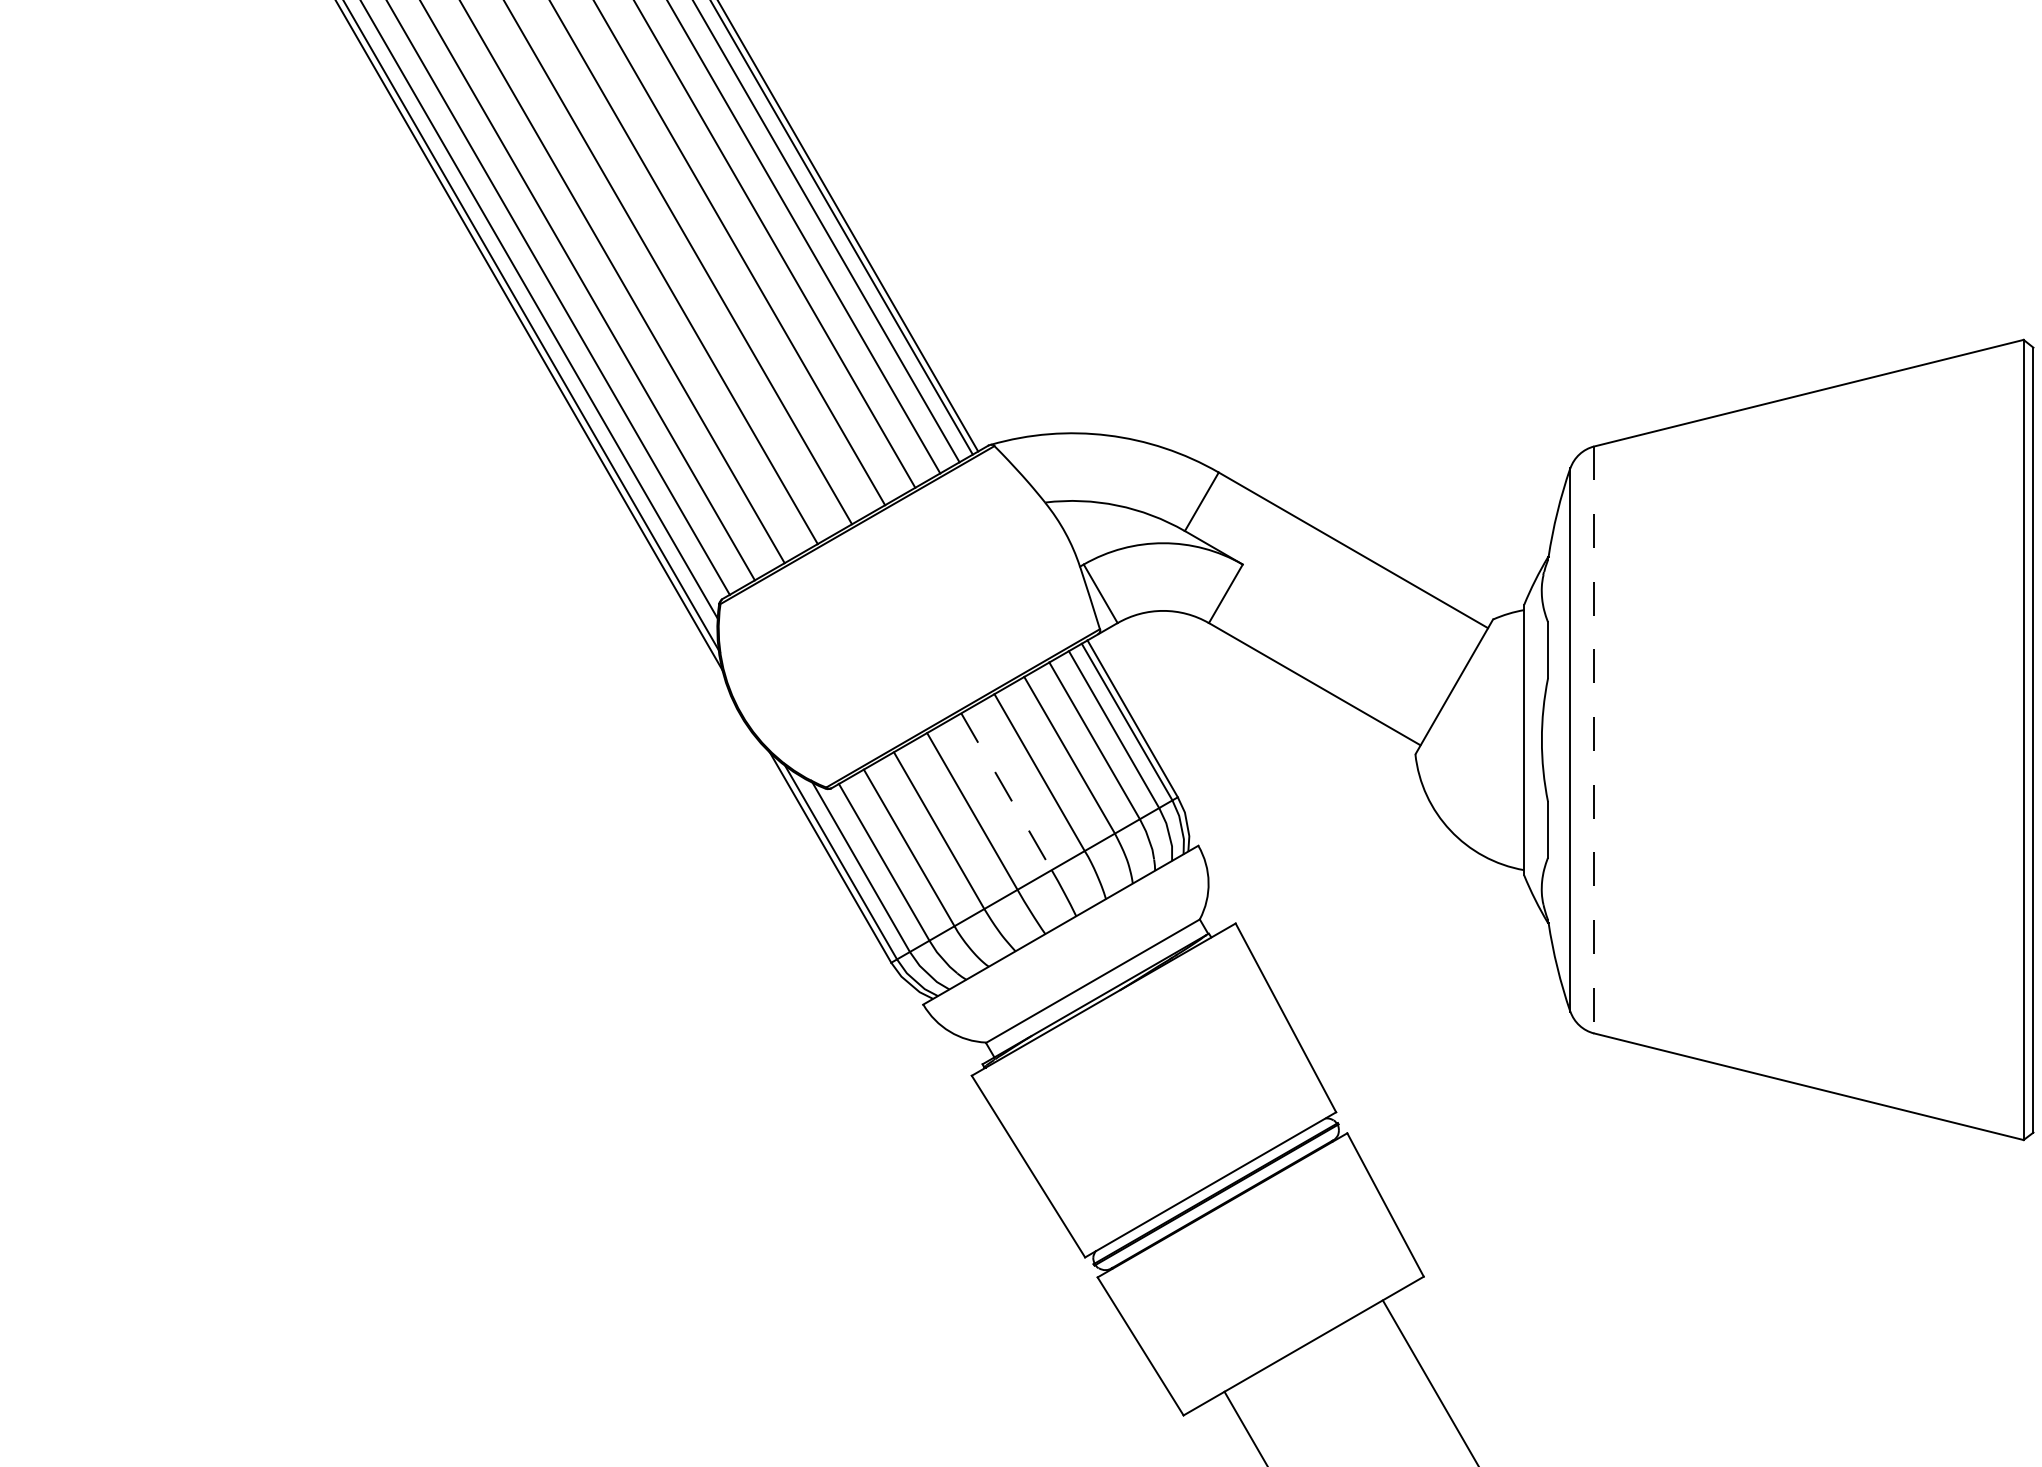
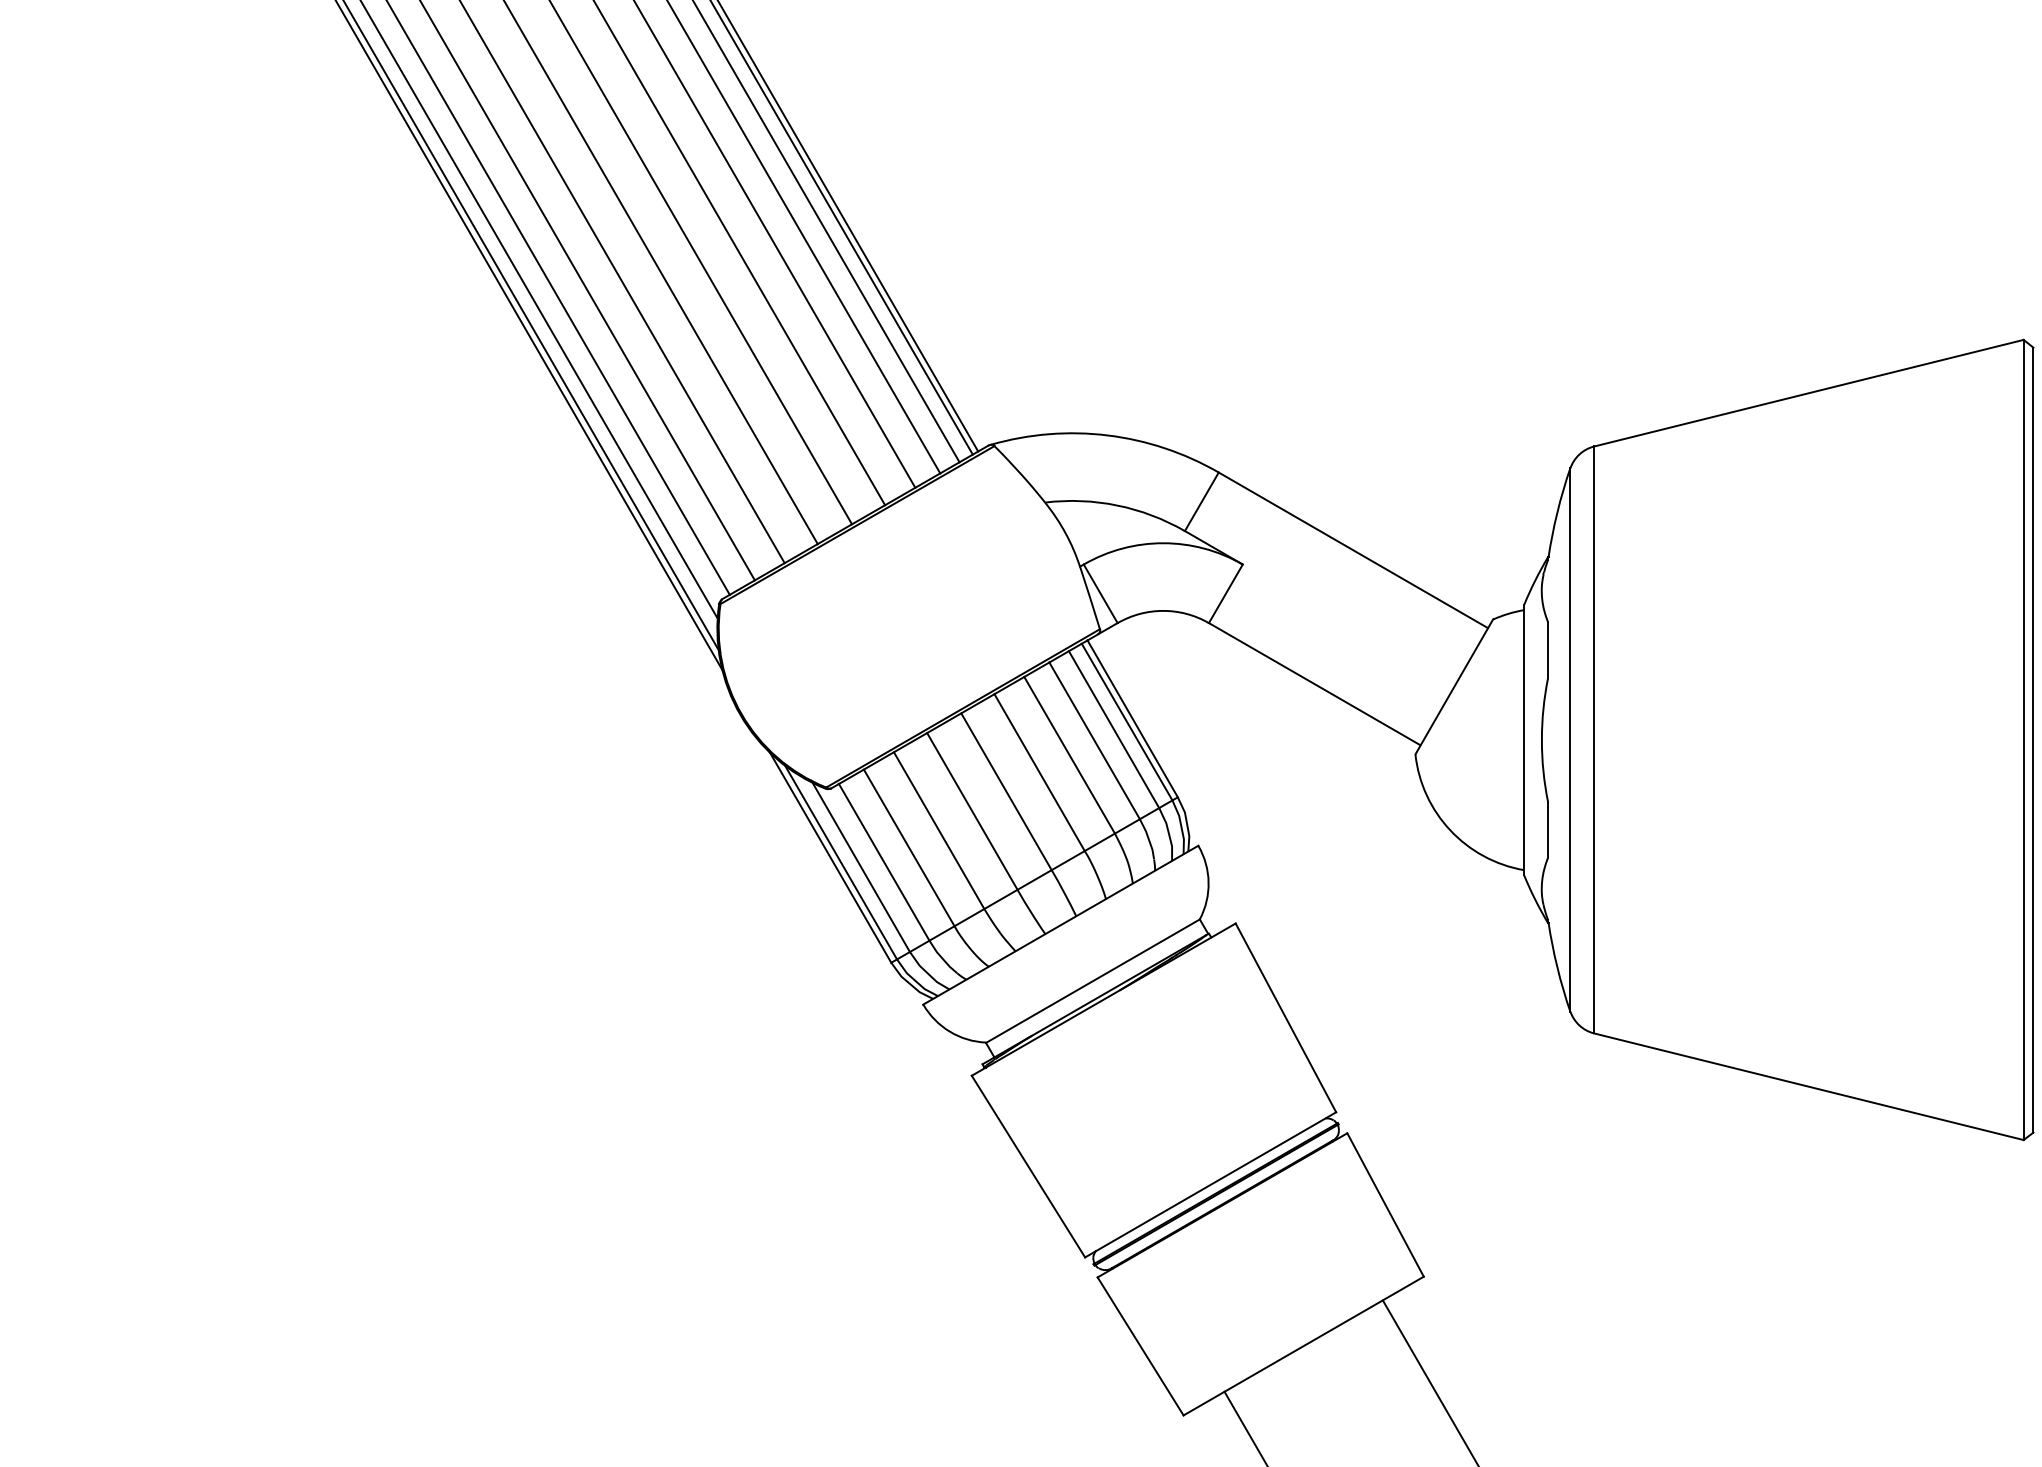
line: dashed -> solid (1594, 740)
line: dashed -> solid (1006, 792)
